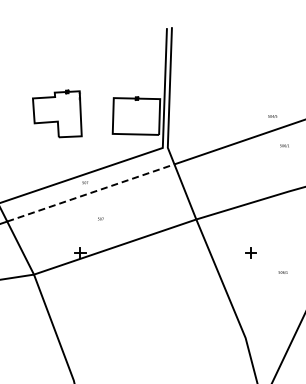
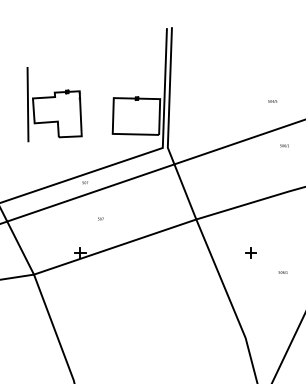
line: none -> present (27, 104)
text position: (272, 116) -> (272, 101) (272, 101)
line: dashed -> solid (91, 192)
